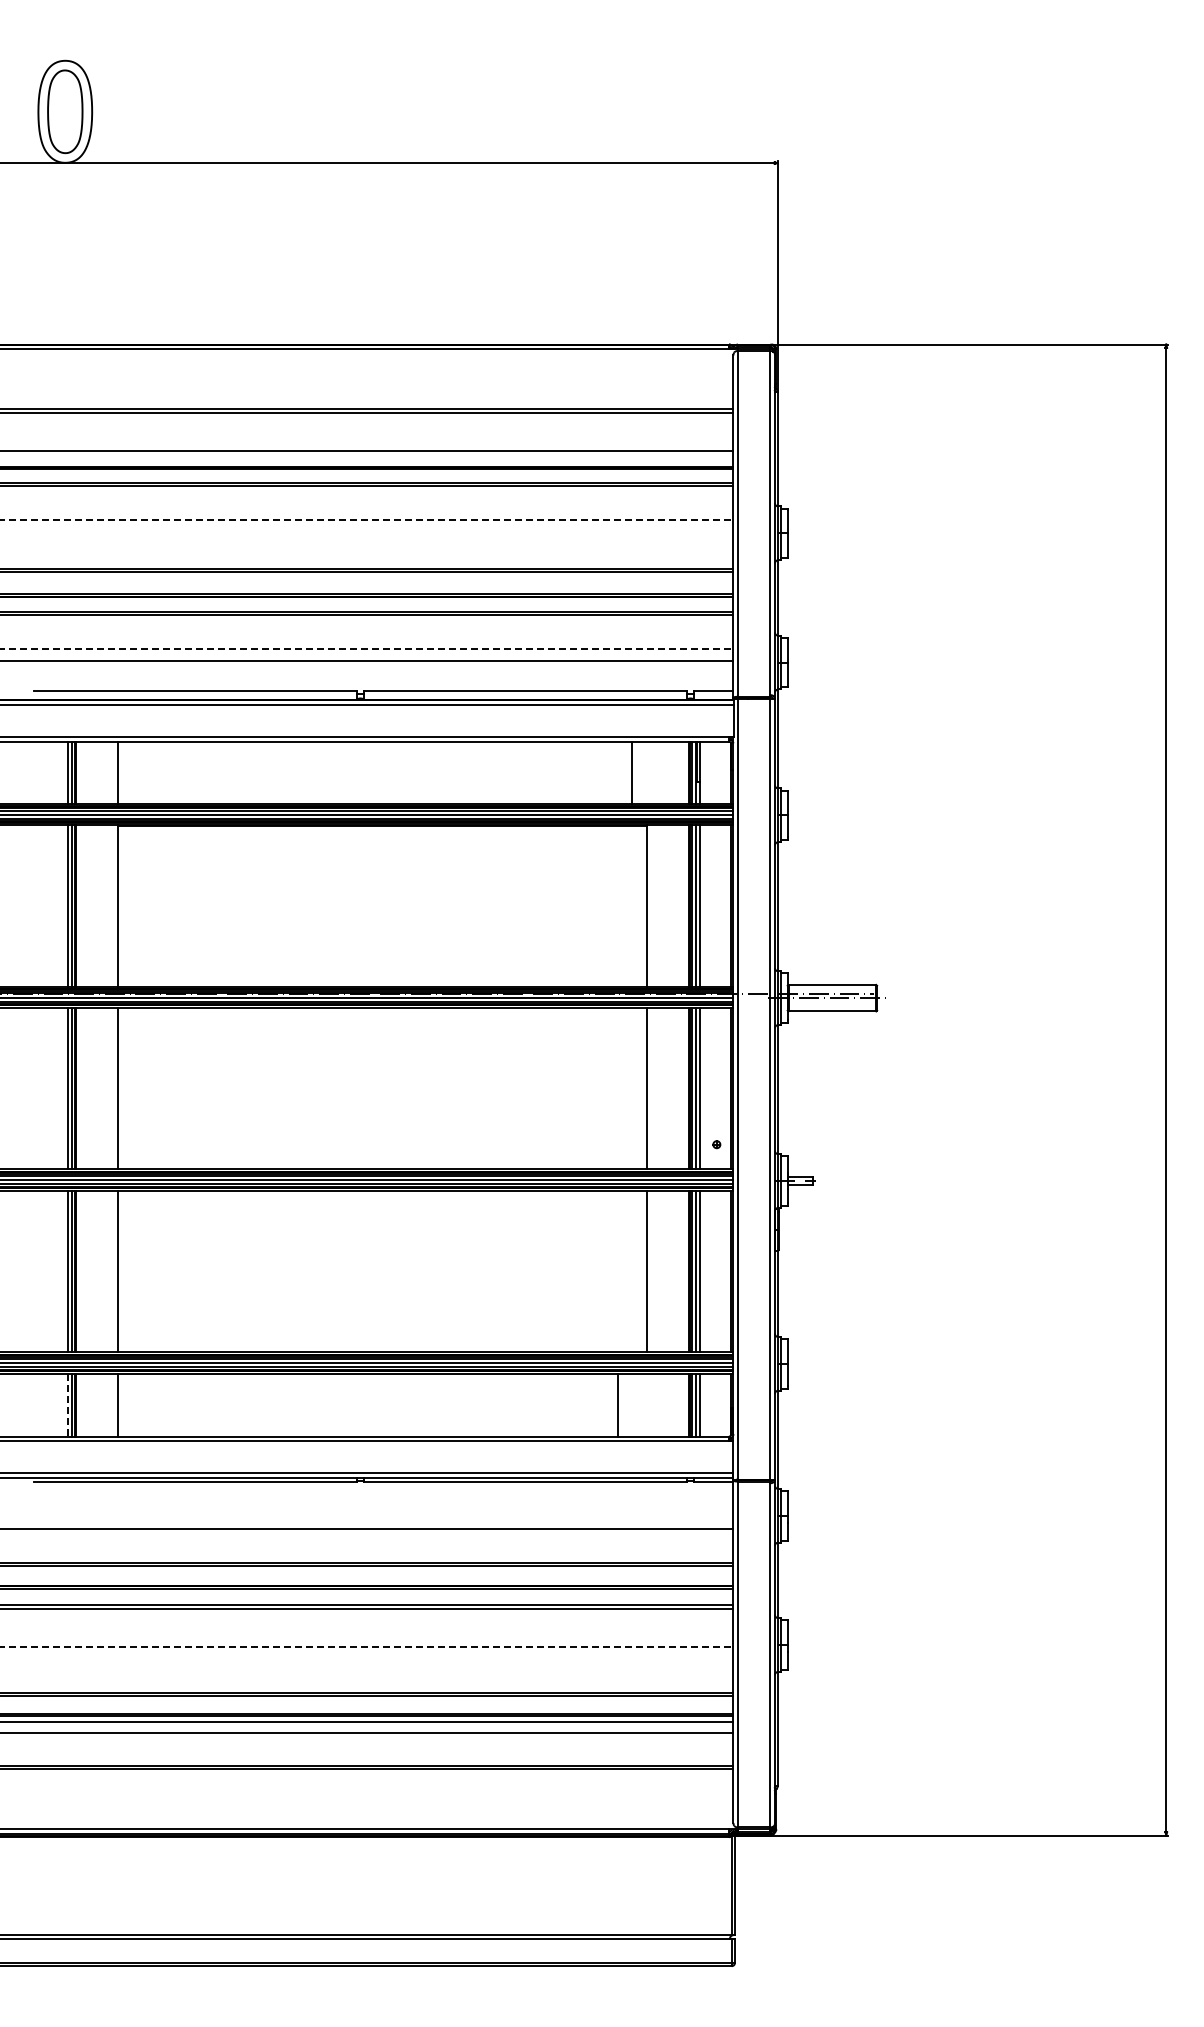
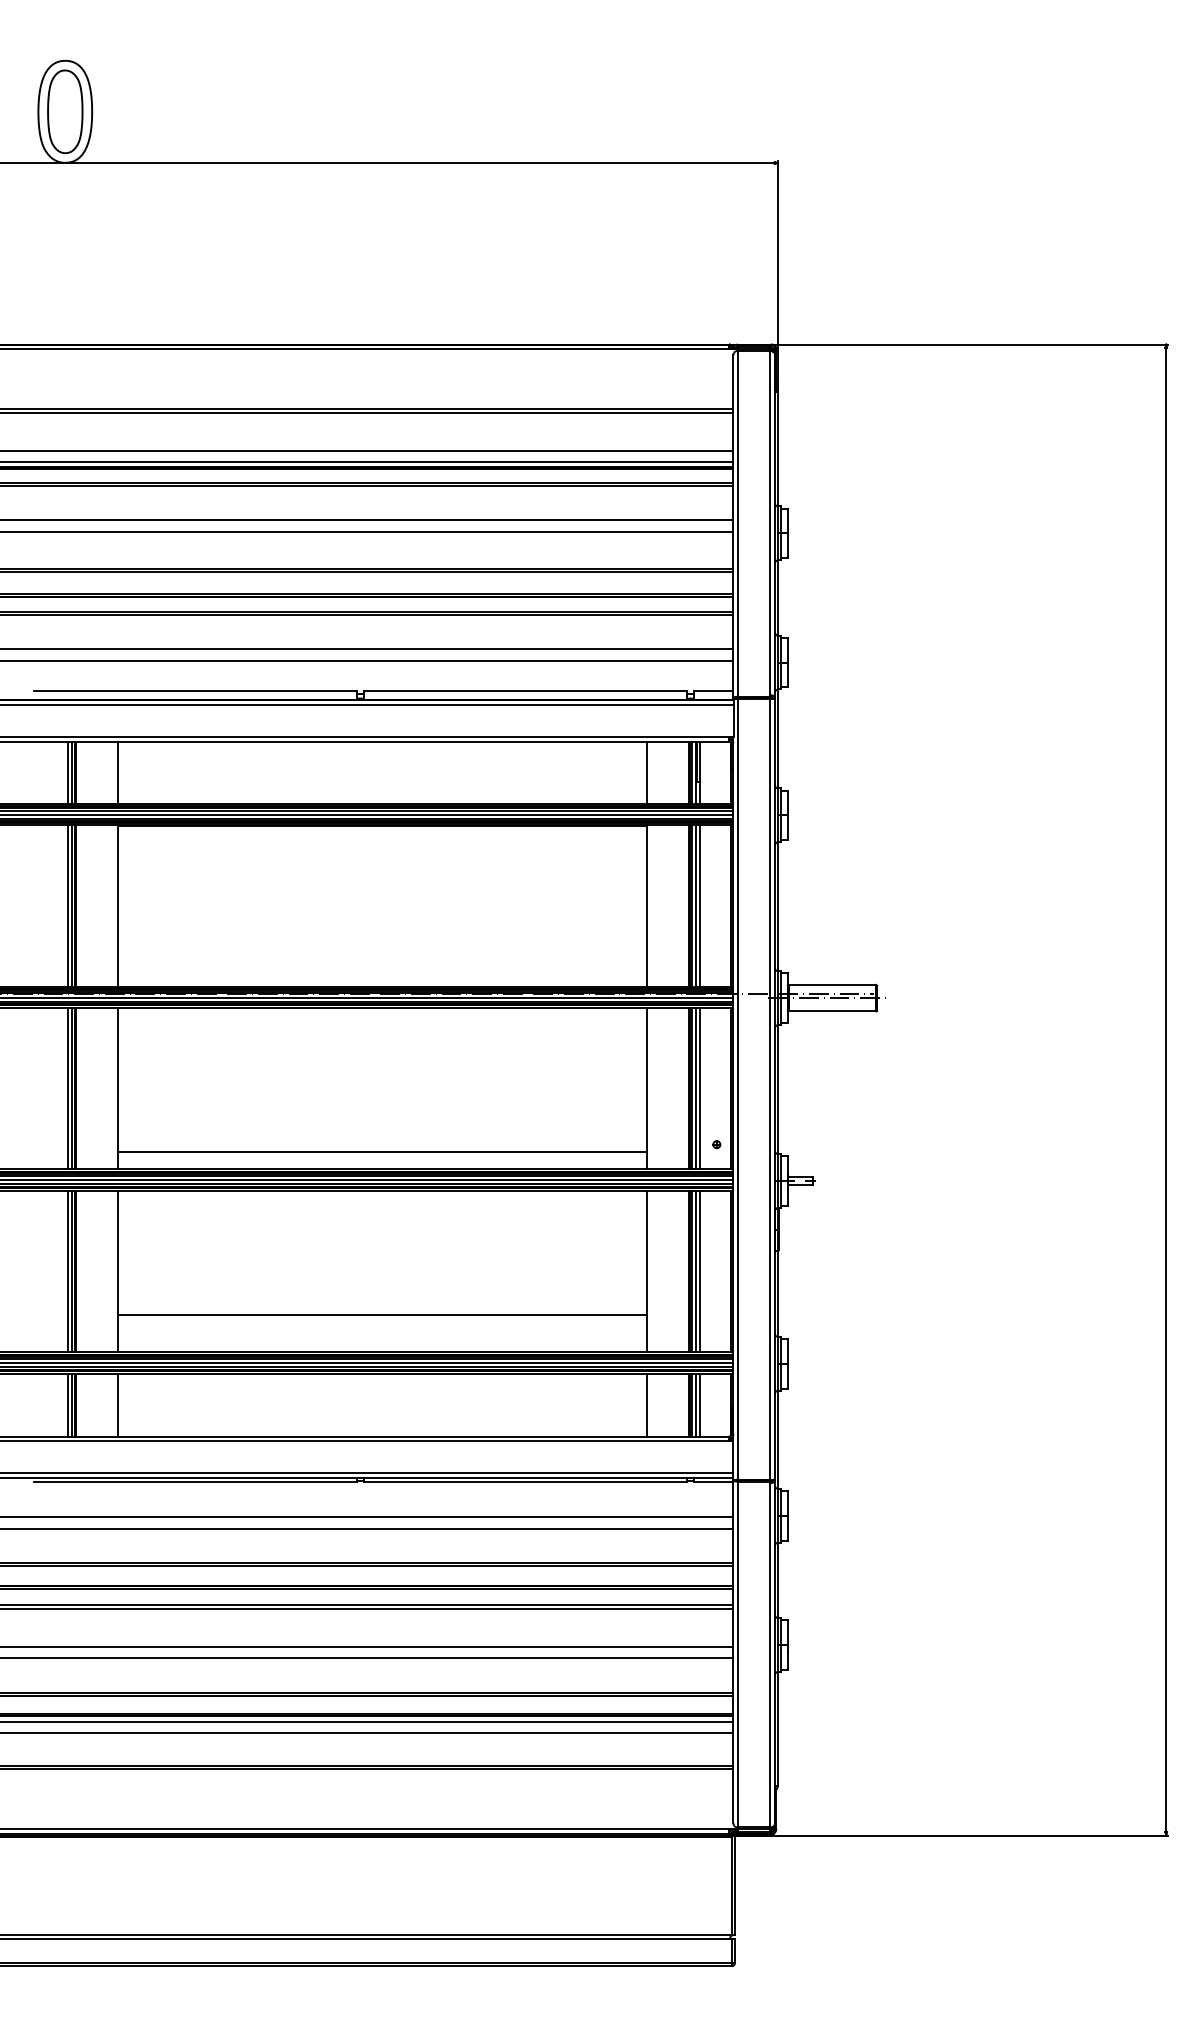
line: none -> present (367, 461)
line: dashed -> solid (367, 519)
line: none -> present (367, 531)
line: dashed -> solid (367, 649)
line position: (632, 772) -> (647, 772) (647, 772)
line: none -> present (382, 1151)
line: none -> present (382, 1314)
line position: (618, 1404) -> (647, 1404) (647, 1404)
line: dashed -> solid (67, 1405)
line: none -> present (367, 1517)
line: dashed -> solid (367, 1646)
line: none -> present (367, 1658)
